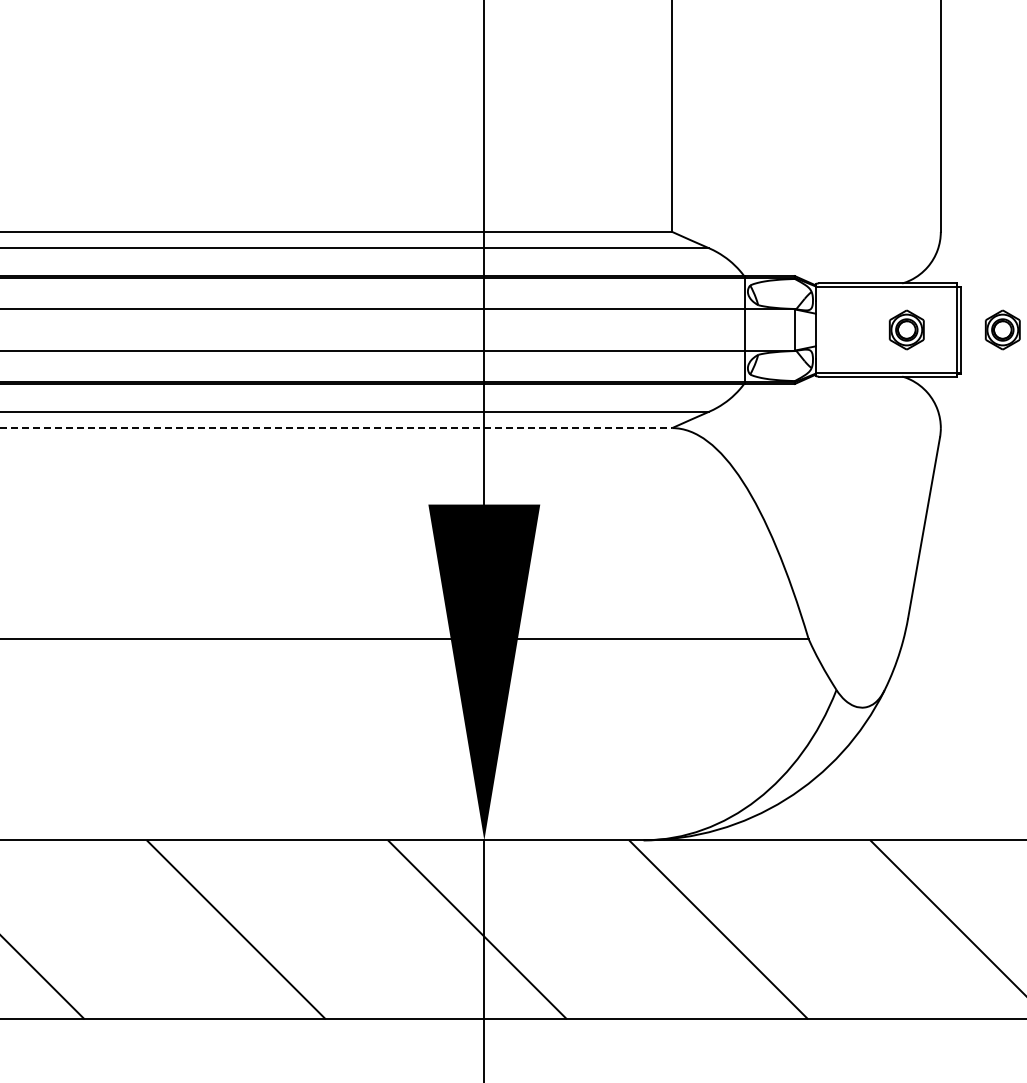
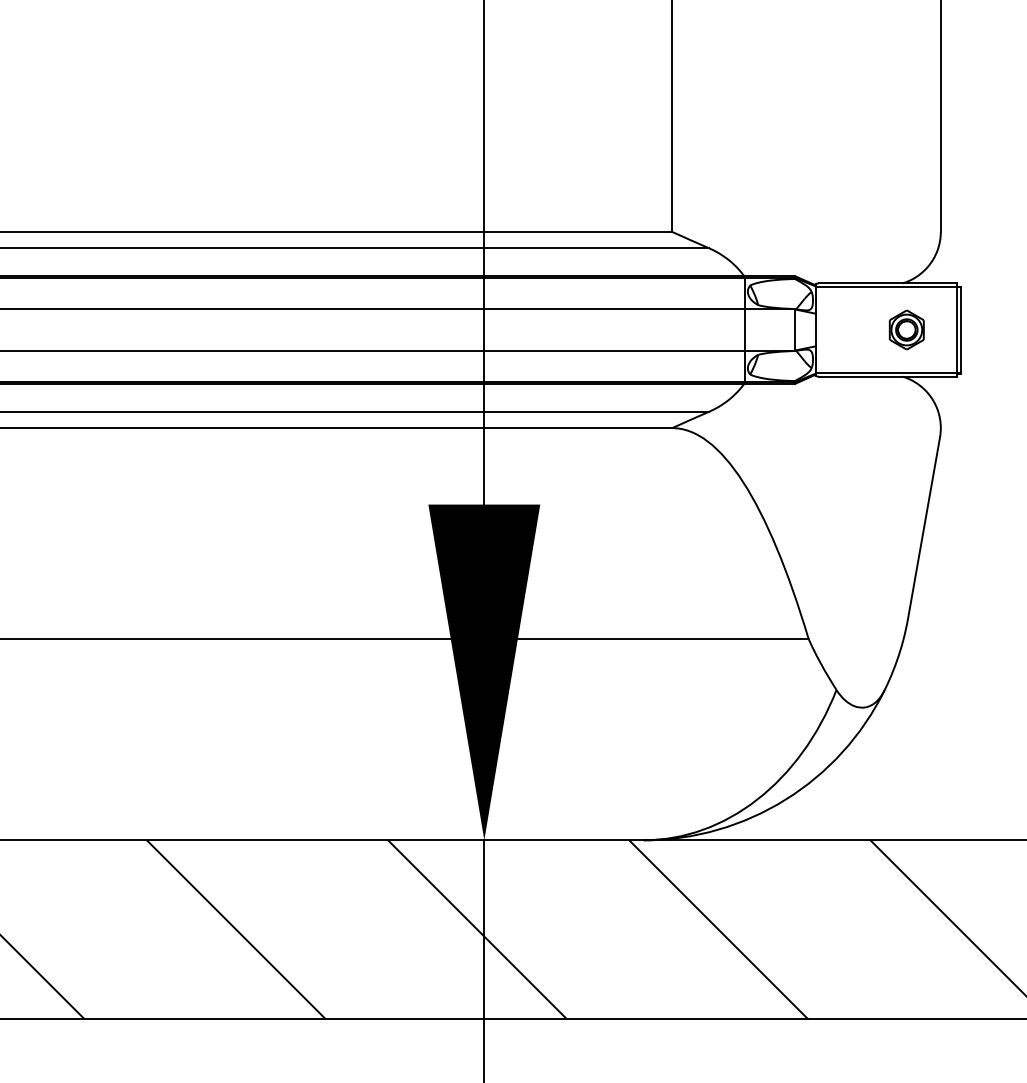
part: present -> none (1002, 329)
line: dashed -> solid (336, 428)
